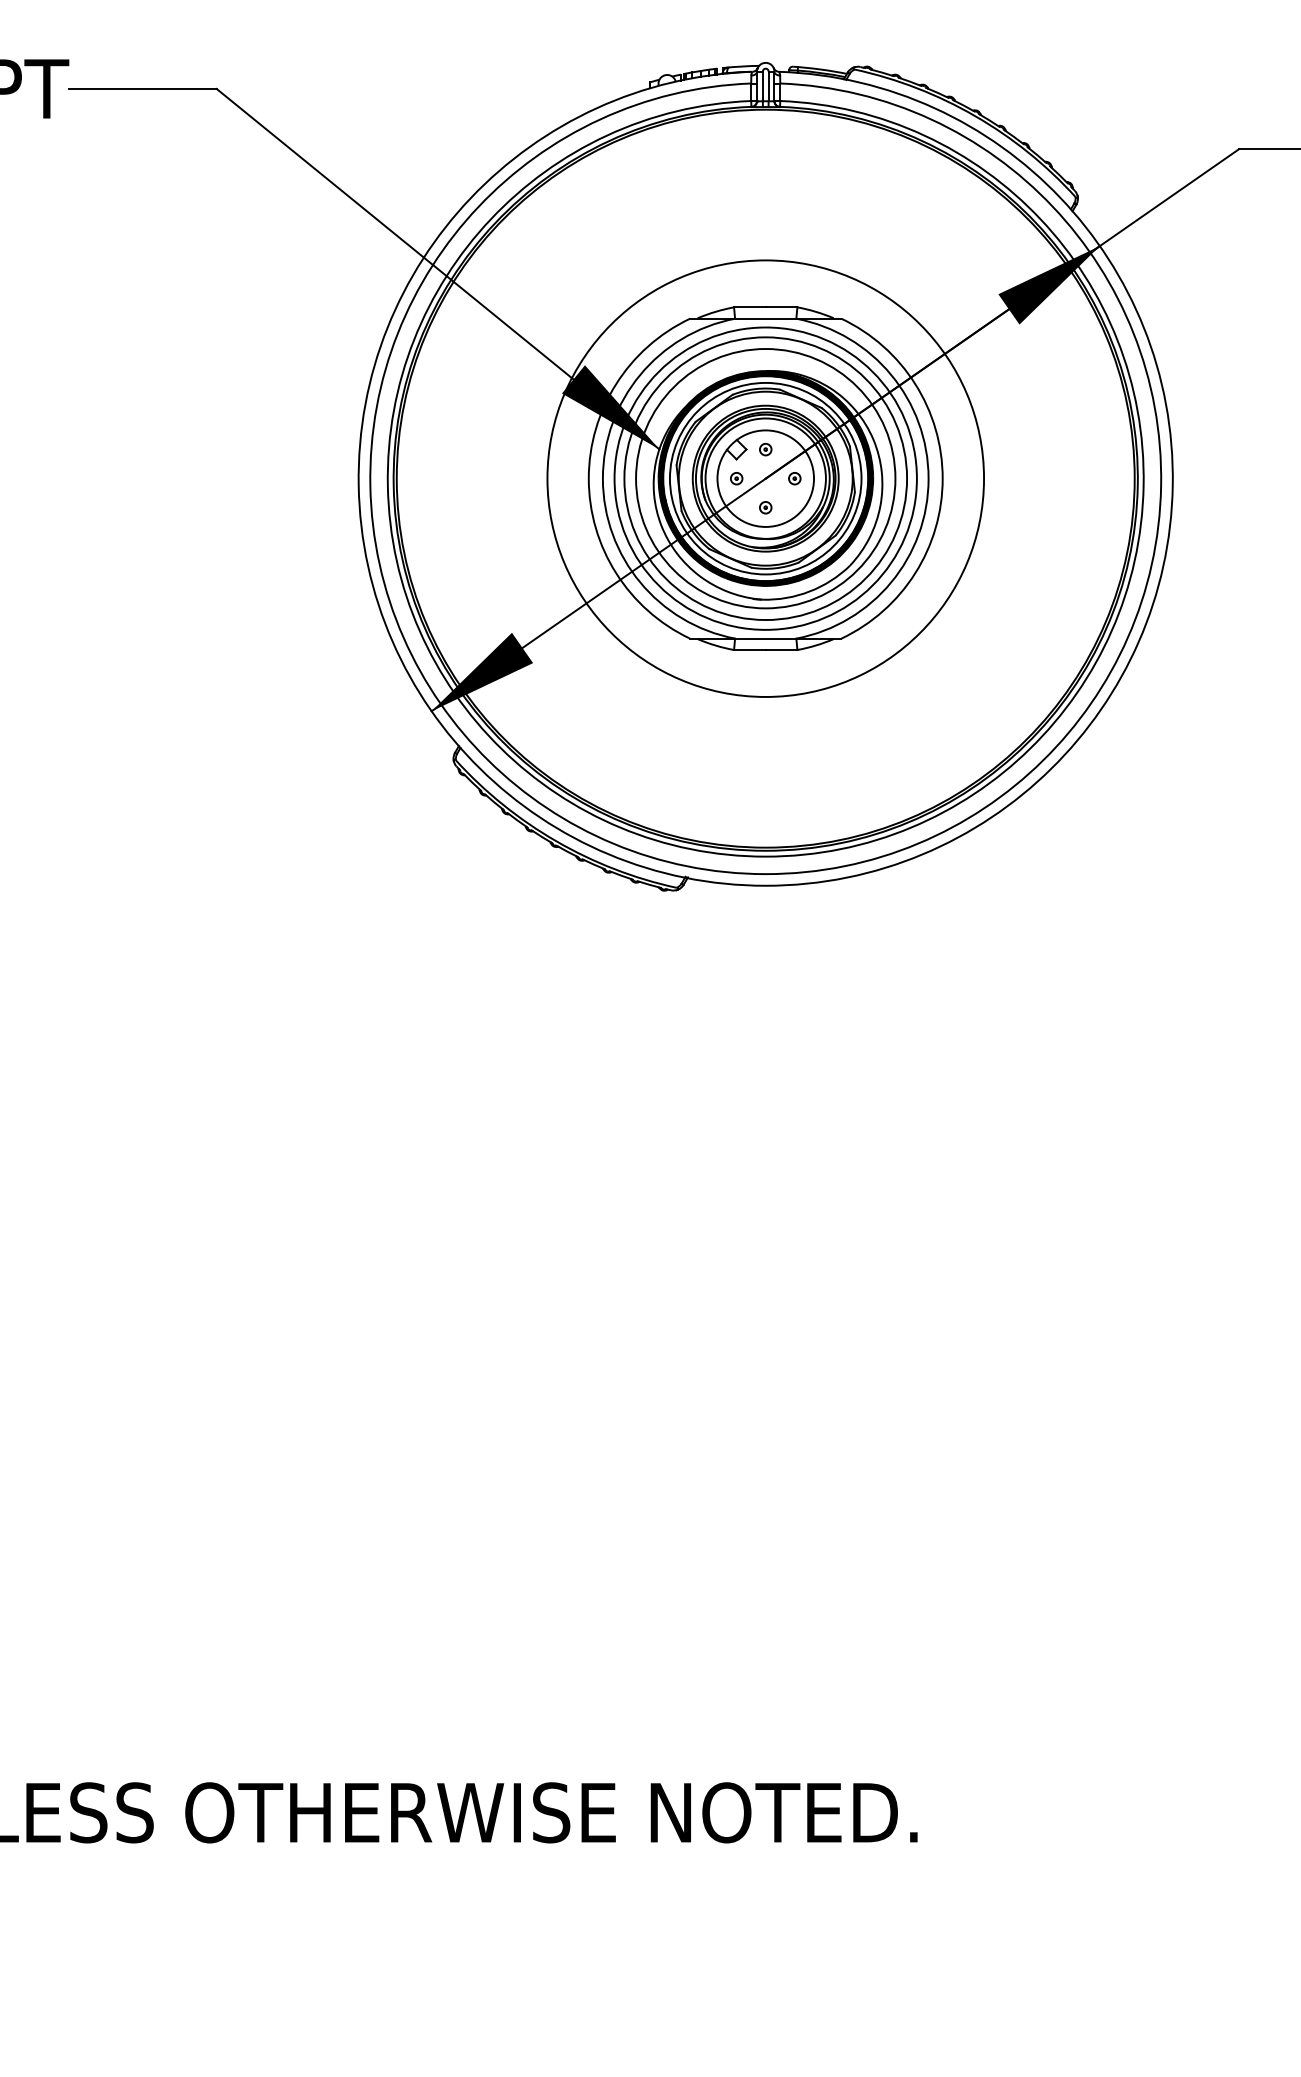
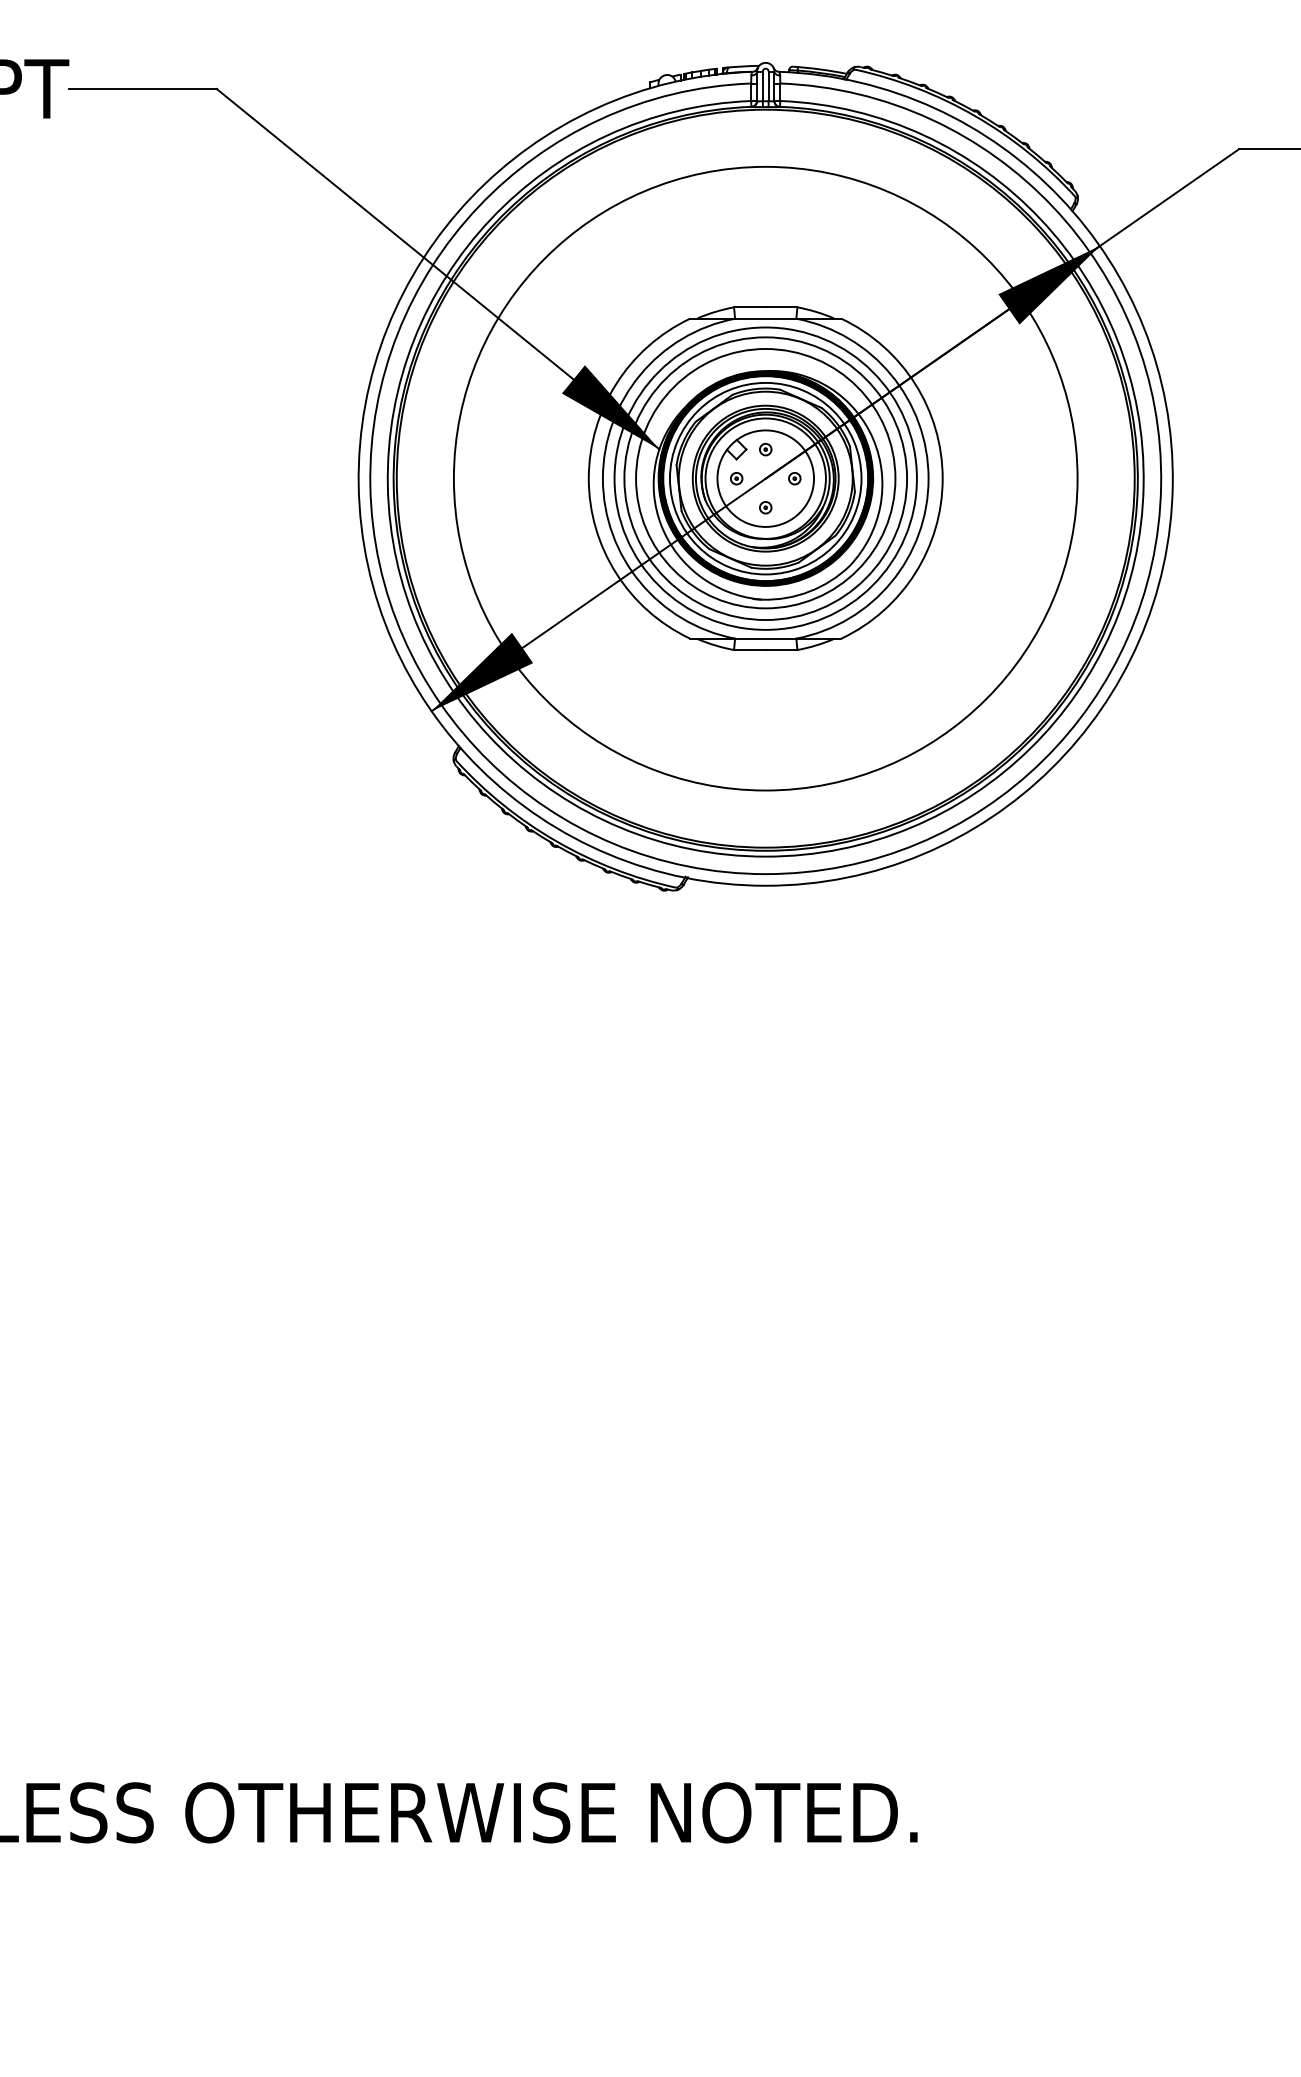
circle diameter: 437 px -> 624 px (765, 478)
